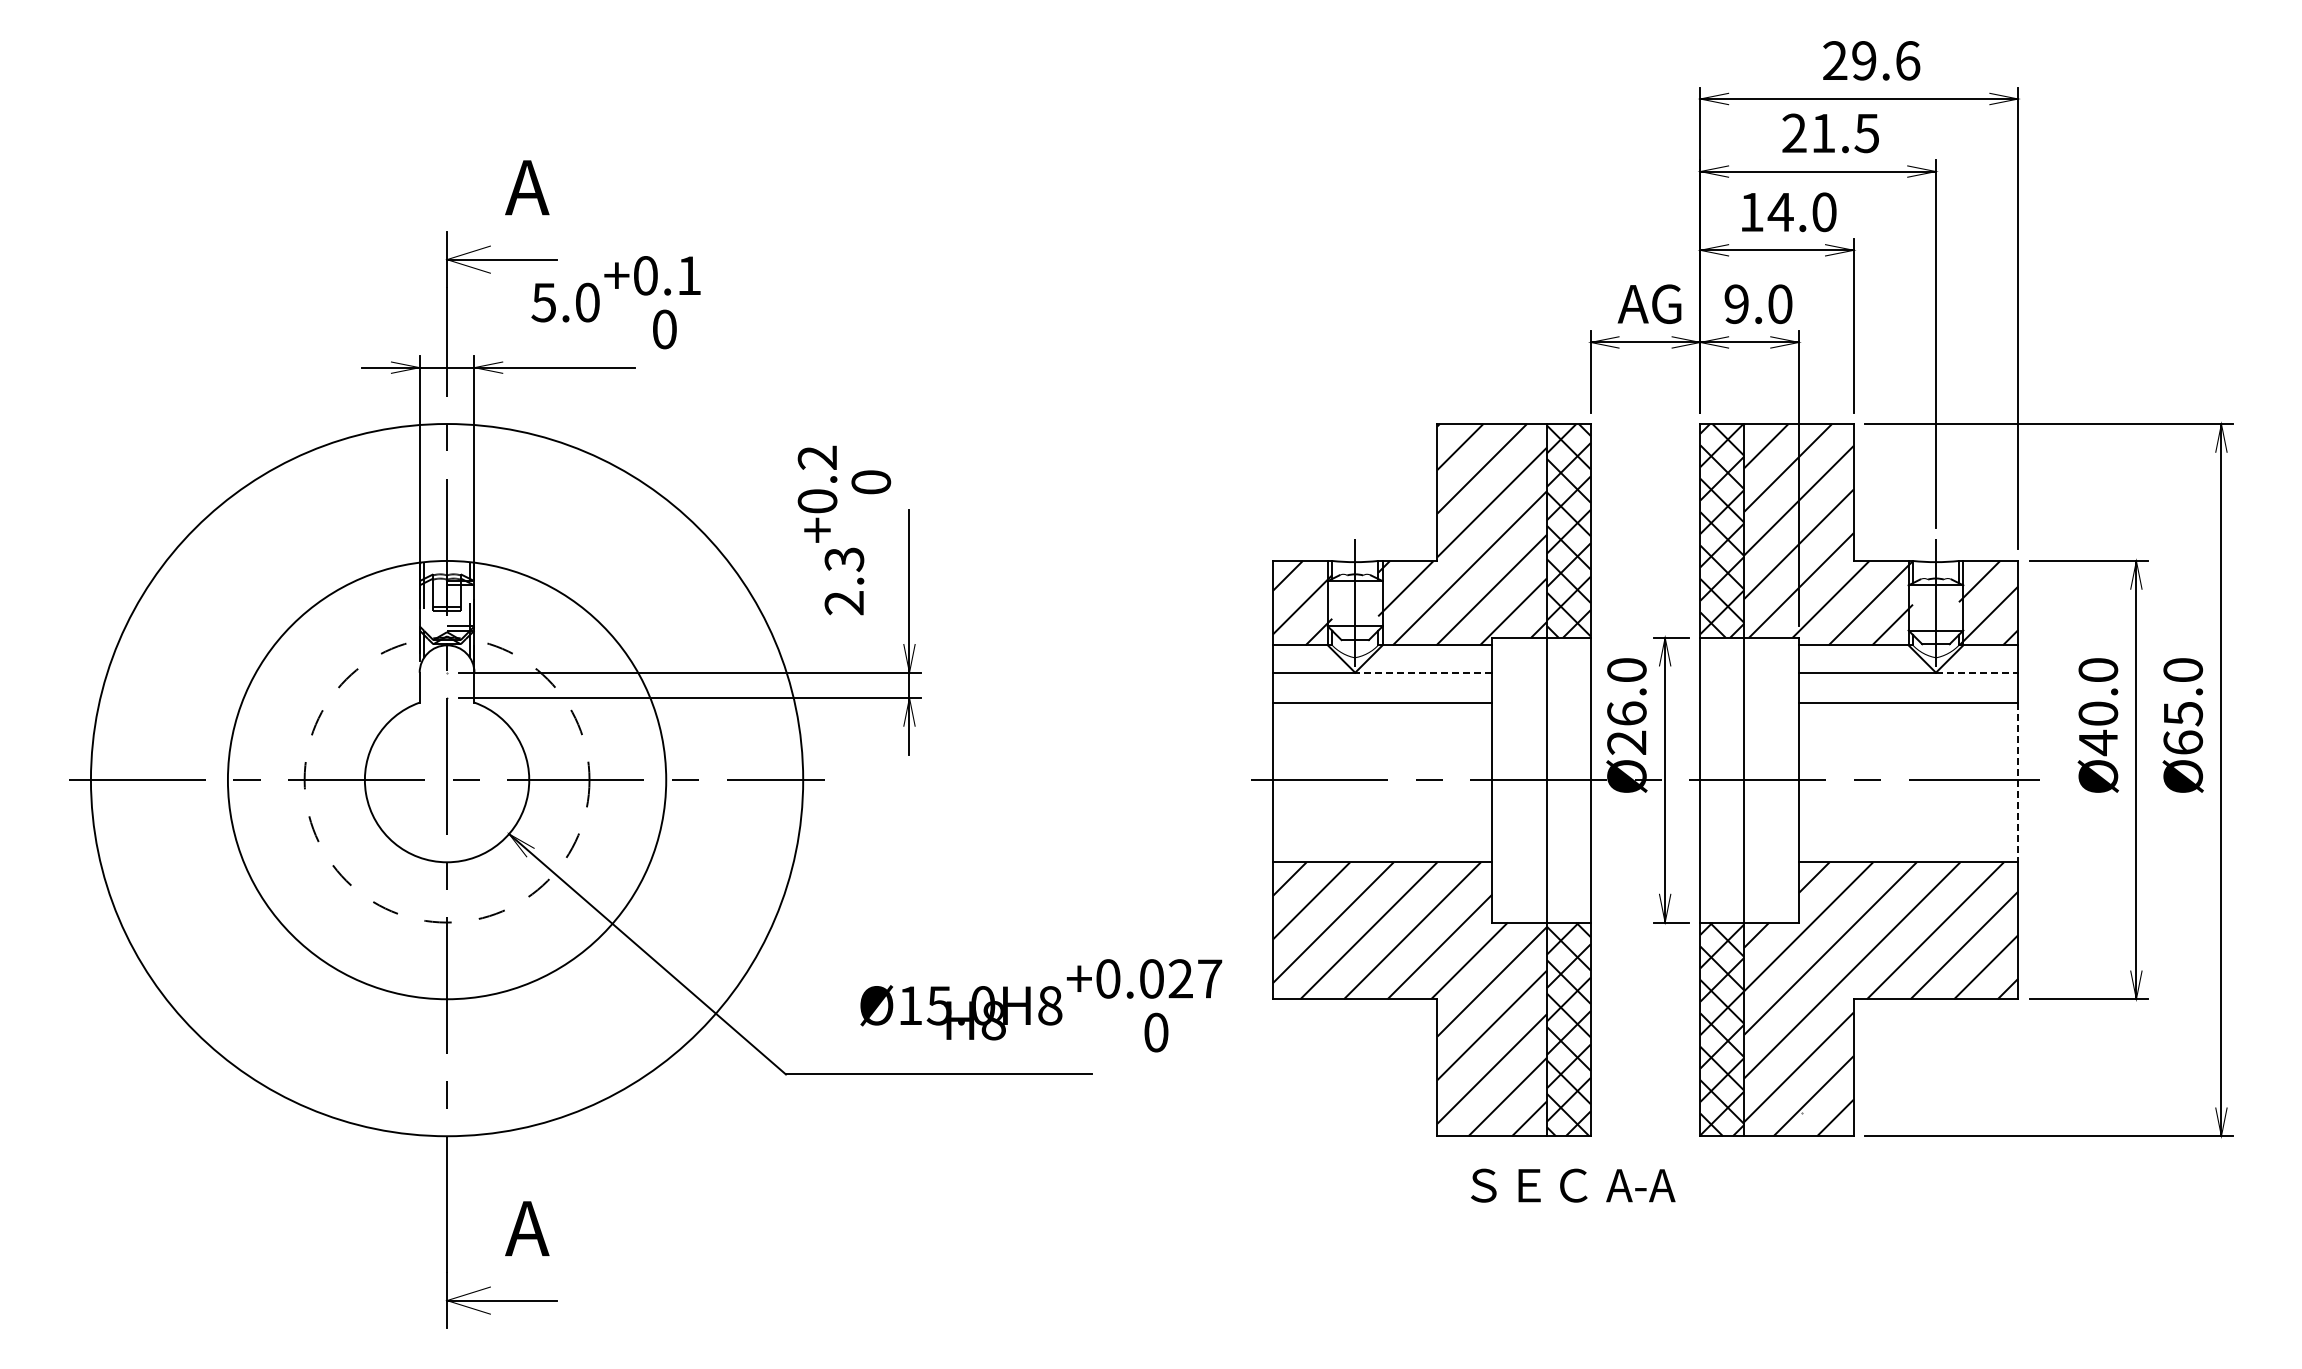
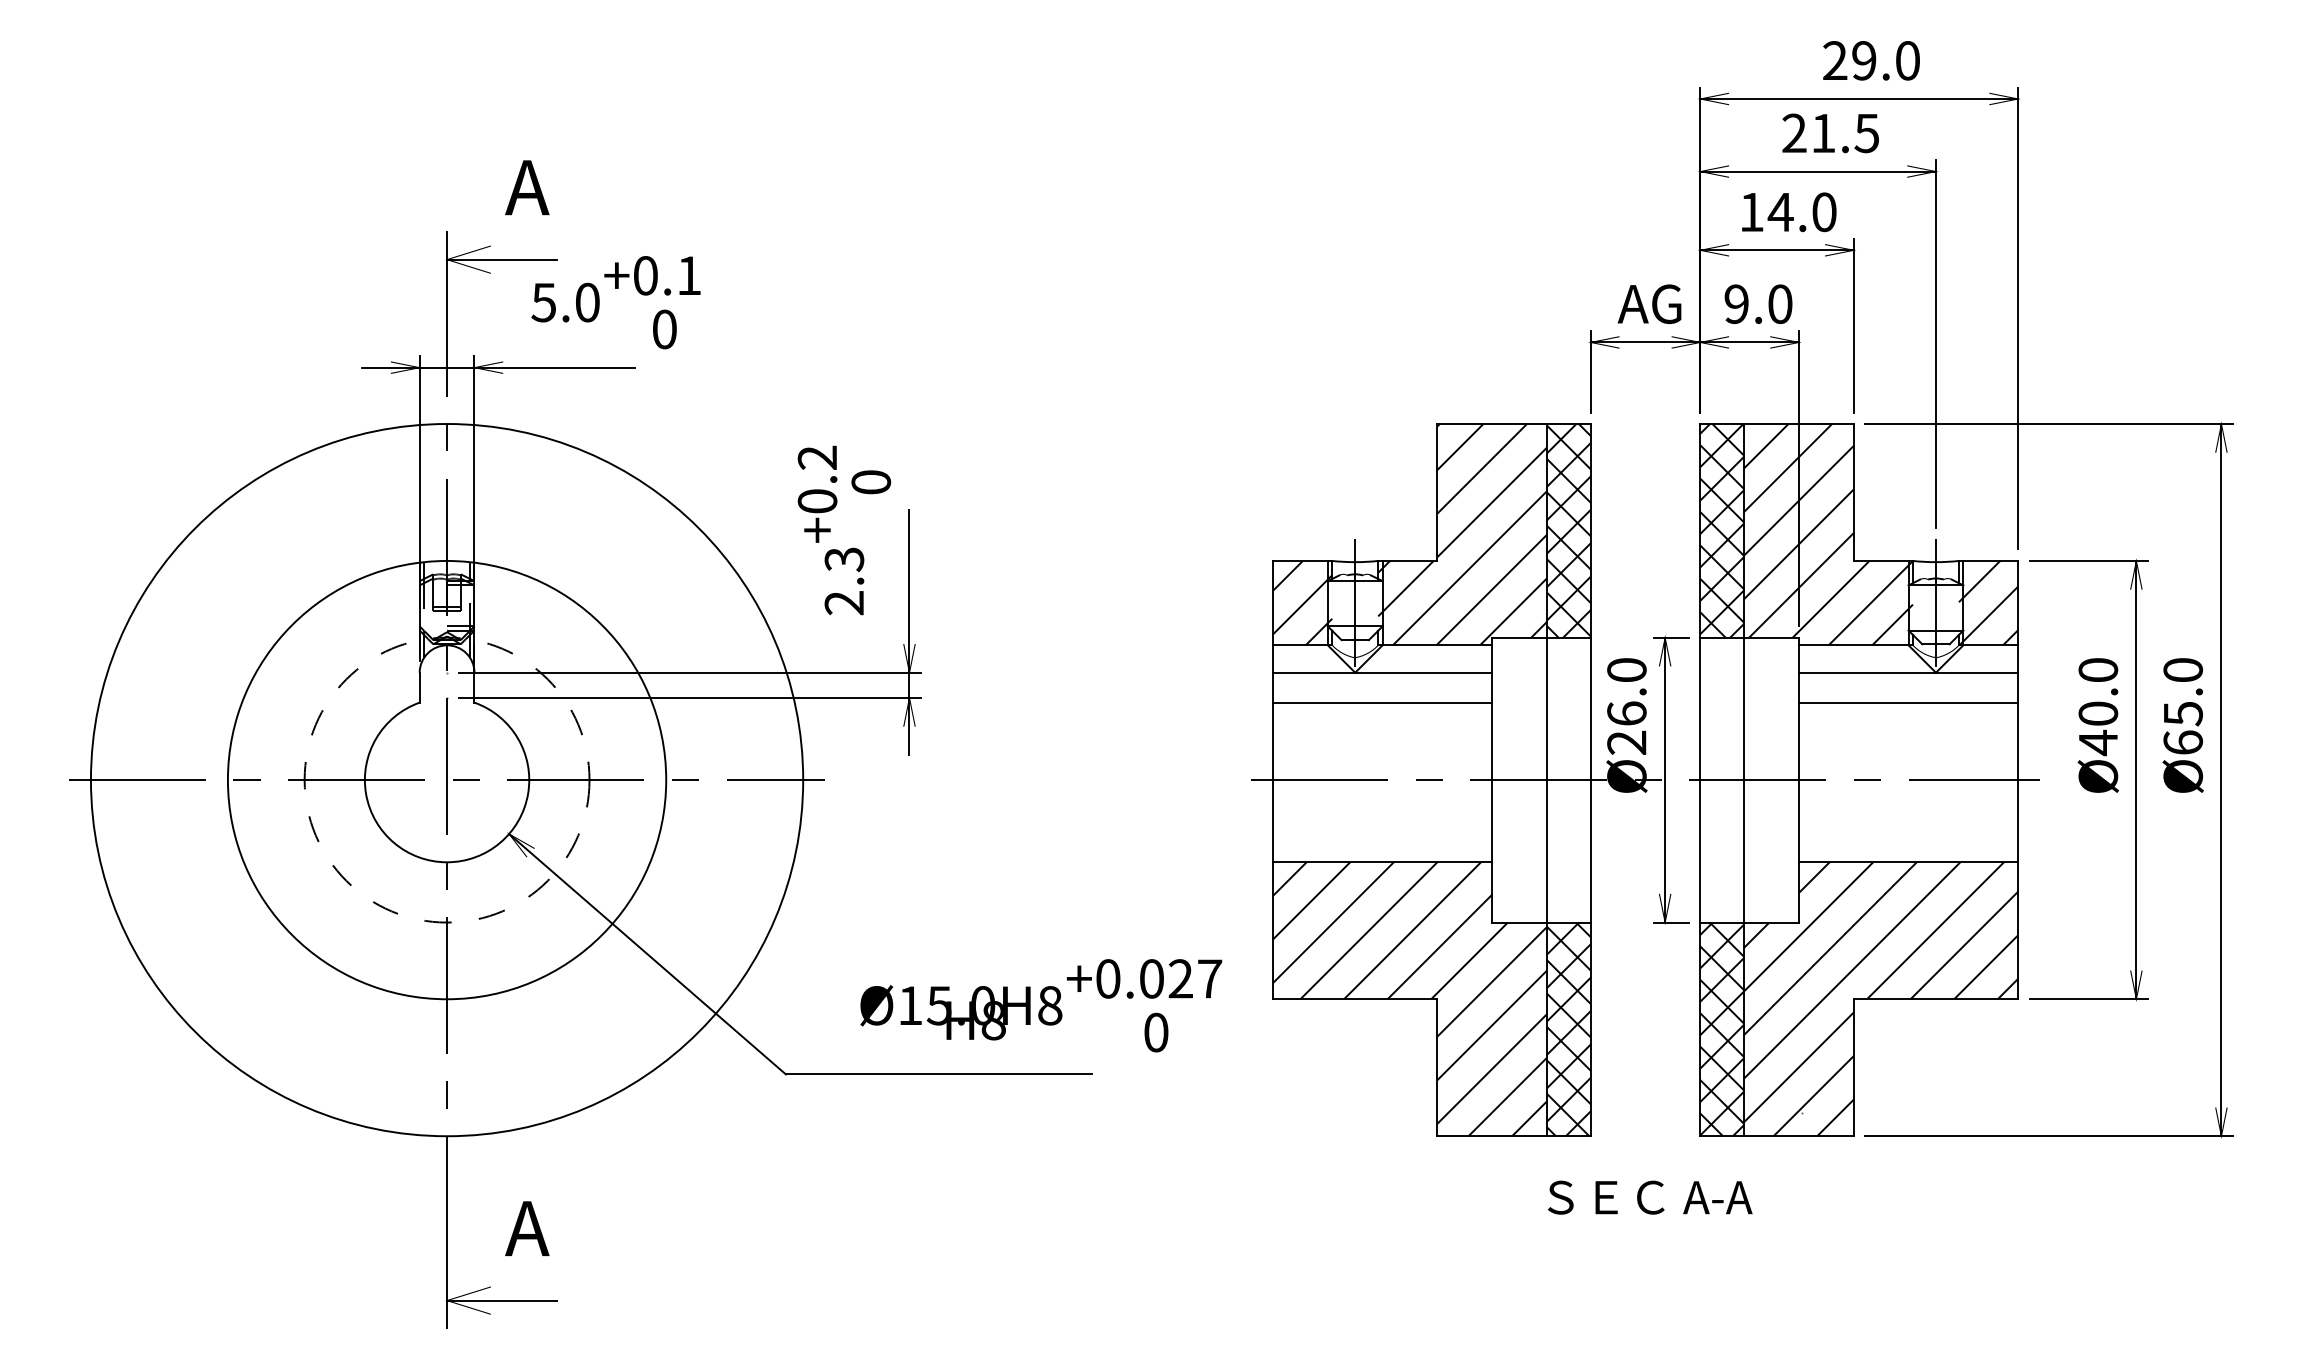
text: 29.6 -> 29.0 (1908, 60)
line: dashed -> solid (1423, 672)
line: dashed -> solid (1977, 672)
line: dashed -> solid (2018, 782)
text position: (1573, 1185) -> (1650, 1197) (1650, 1197)
